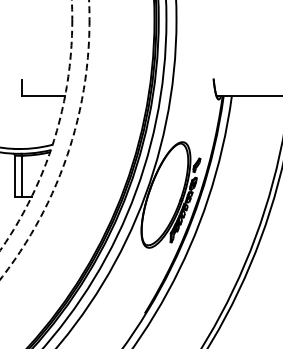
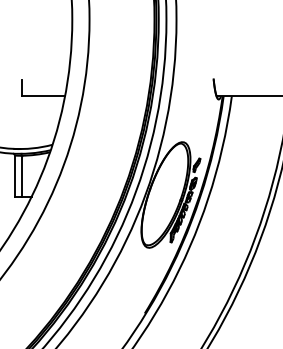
circle: dashed -> solid (36, 125)
circle: dashed -> solid (44, 139)
